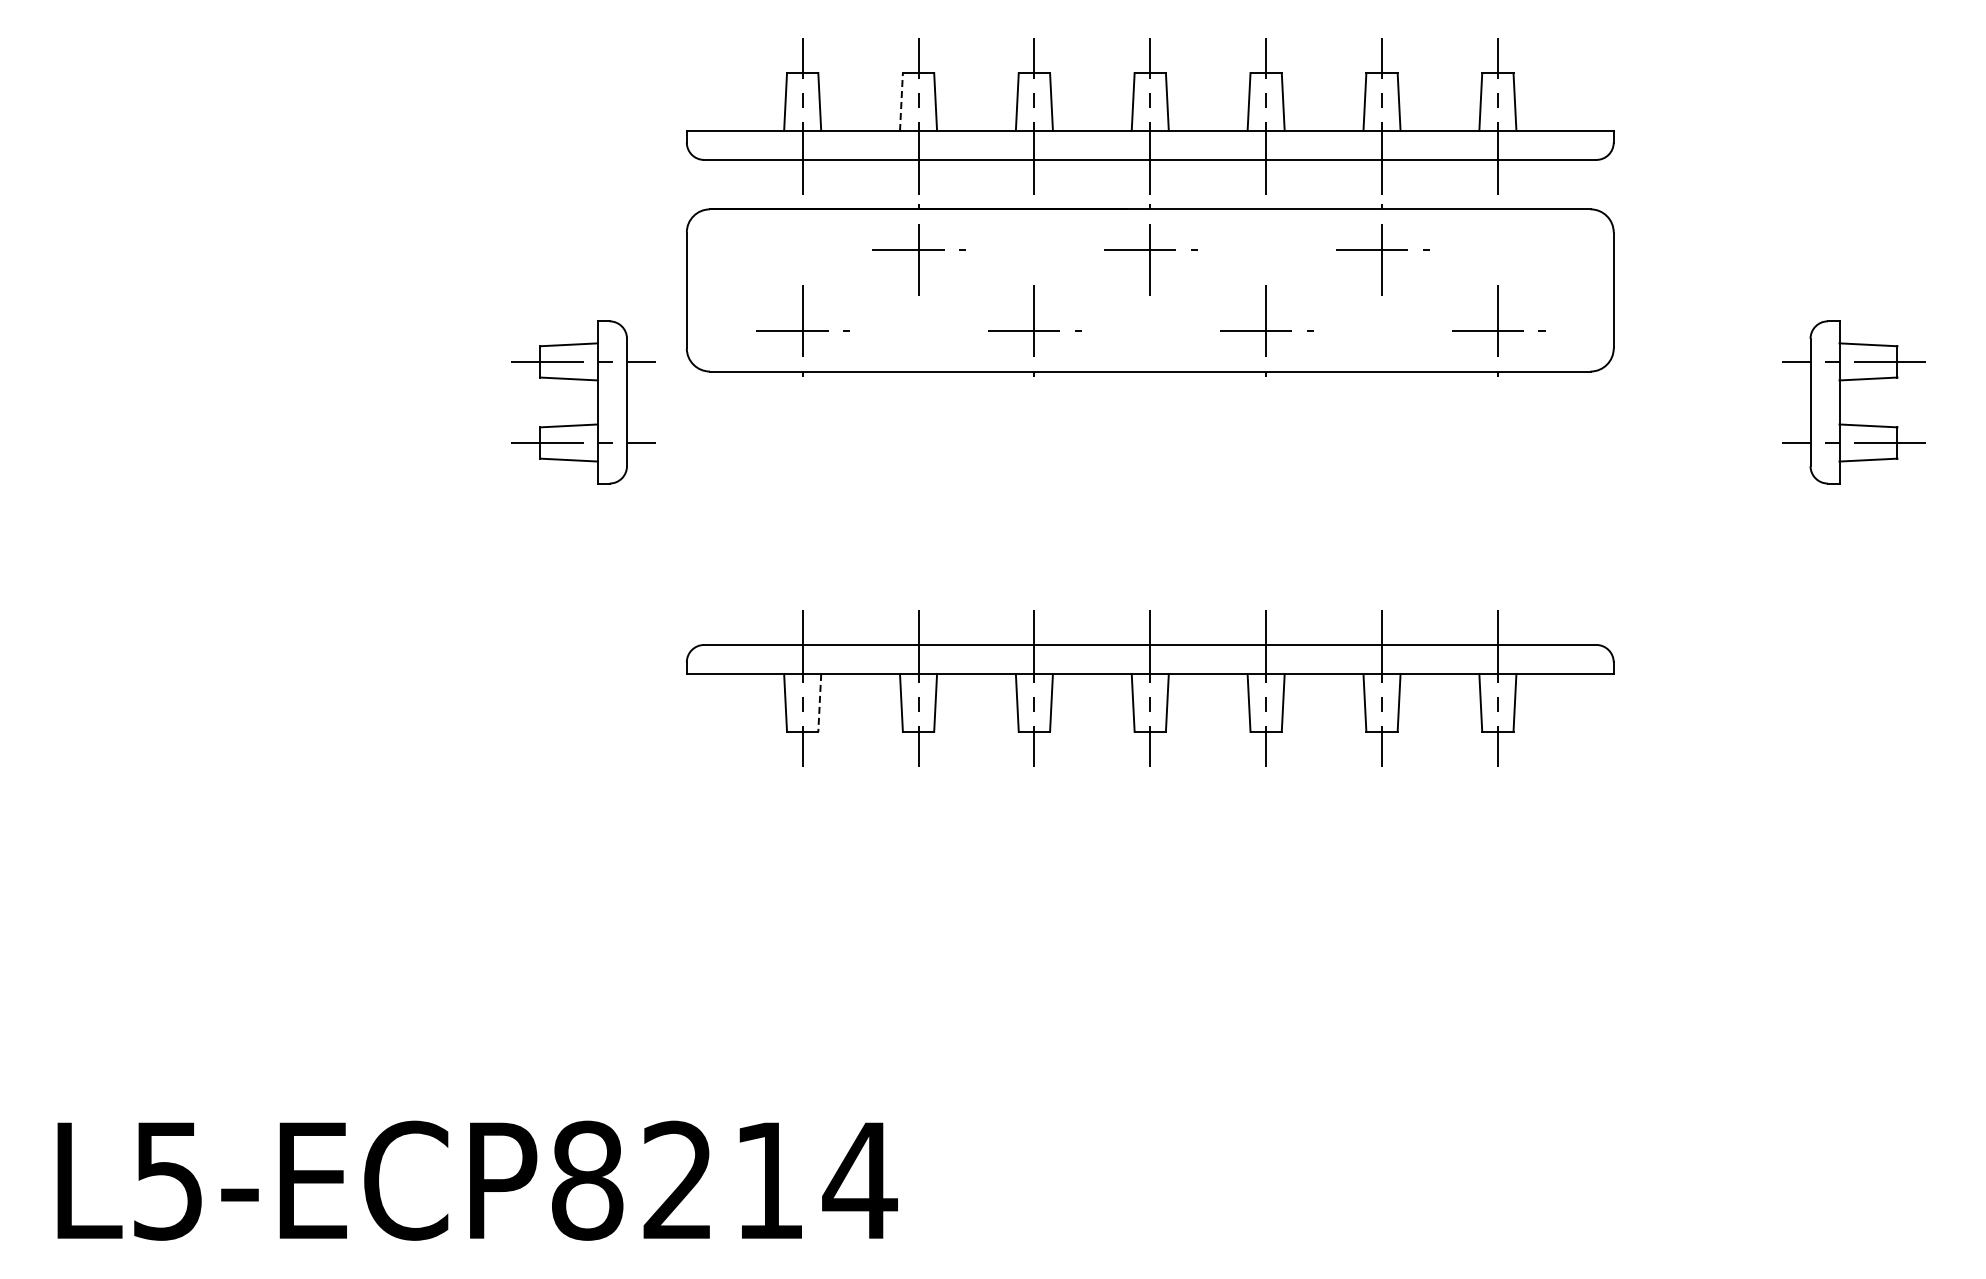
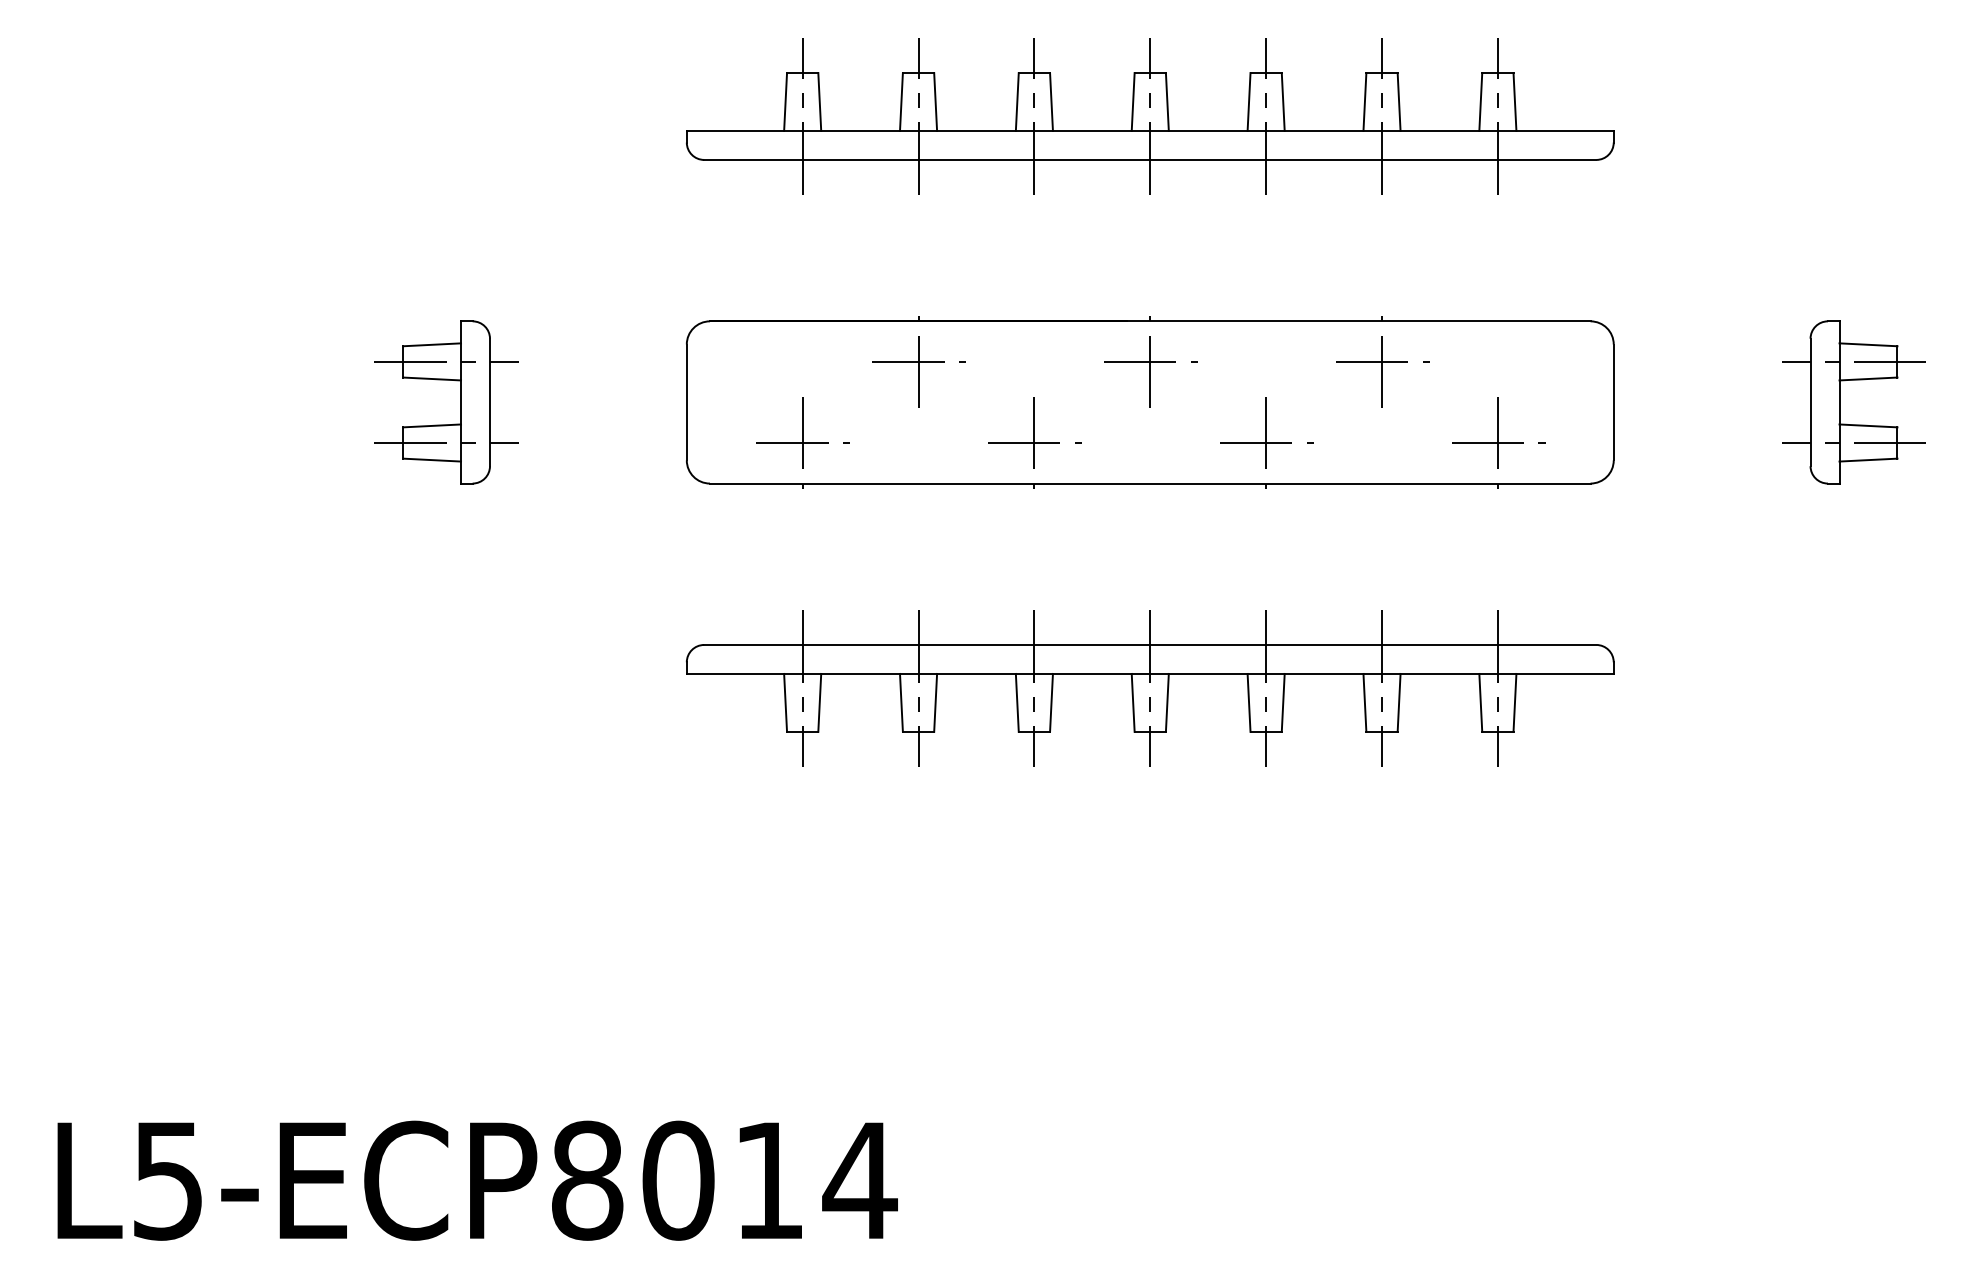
line: dashed -> solid (901, 101)
part position: (1150, 290) -> (1150, 402) (1150, 402)
part position: (597, 402) -> (460, 402) (460, 402)
line: dashed -> solid (819, 703)
text: L5-ECP8214 -> L5-ECP8014 (678, 1180)
